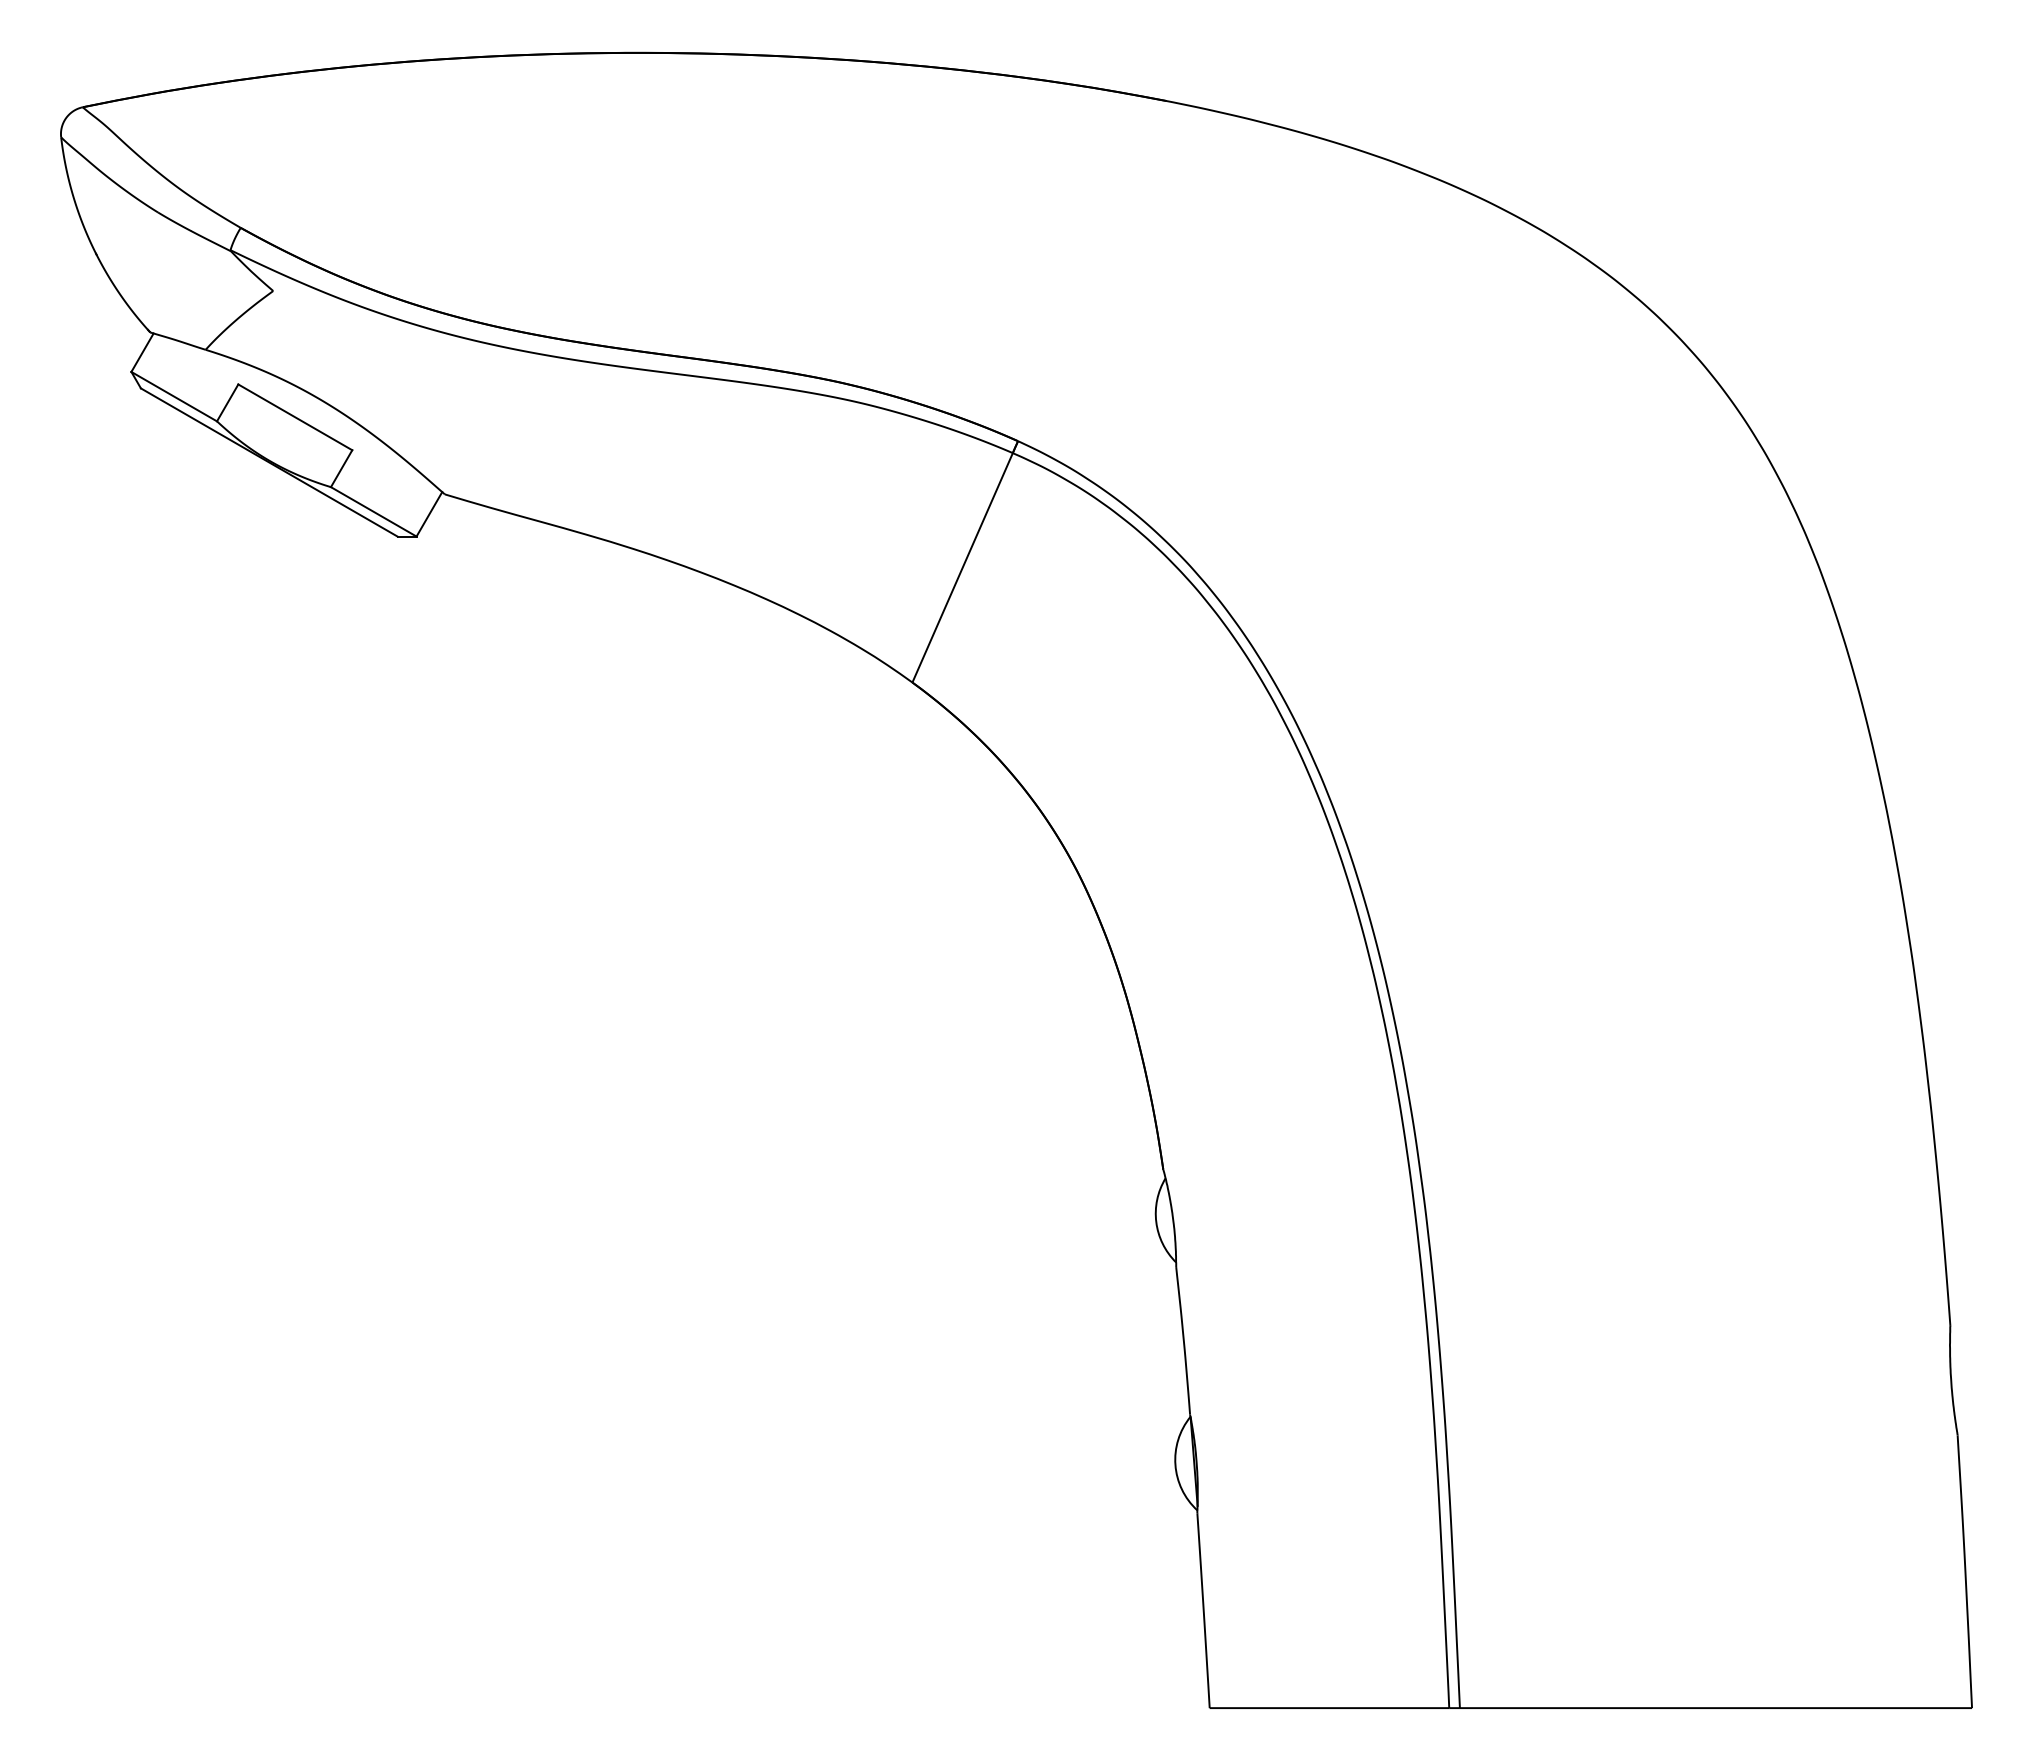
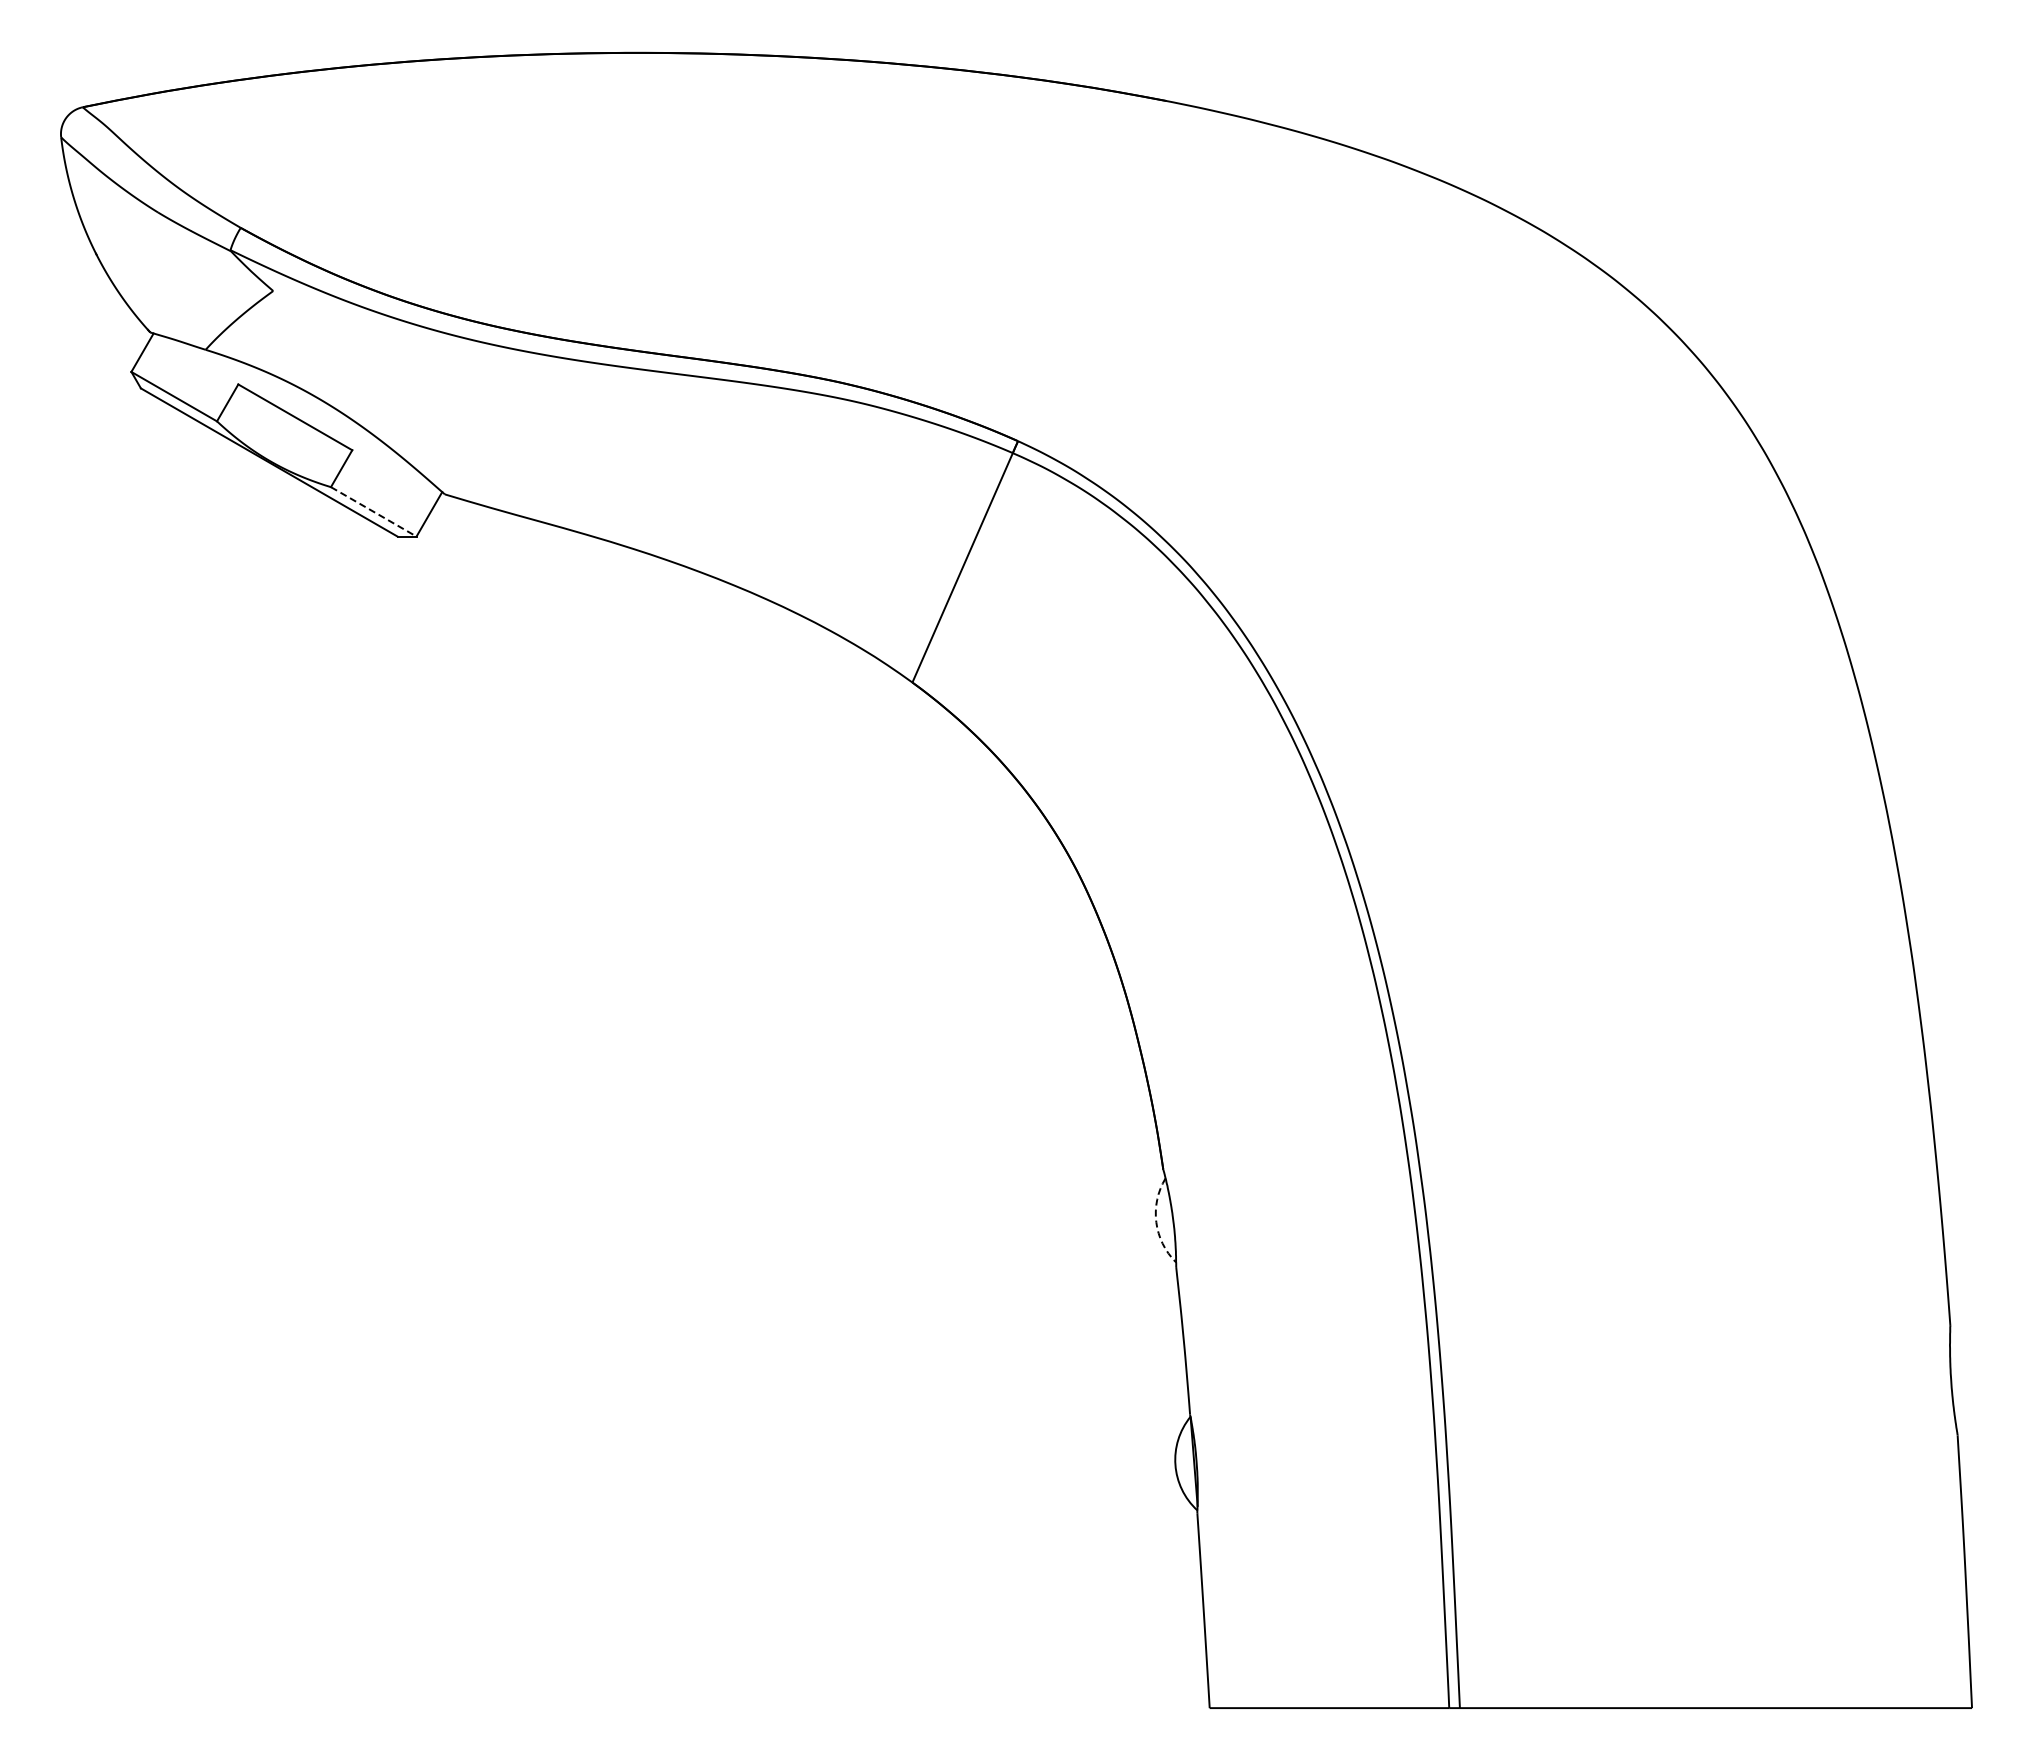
line: solid -> dashed (374, 512)
arc: solid -> dashed (1156, 1222)
